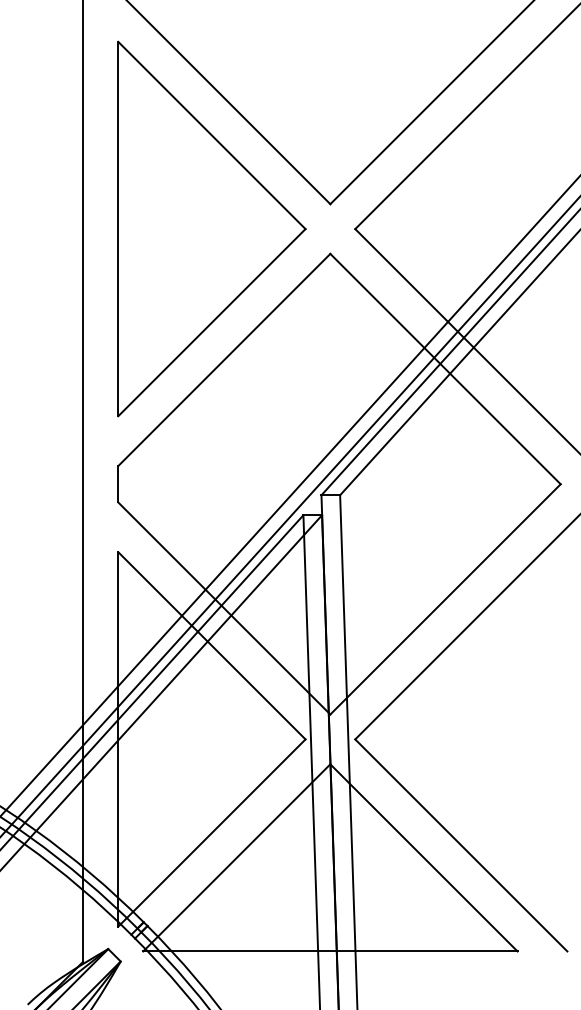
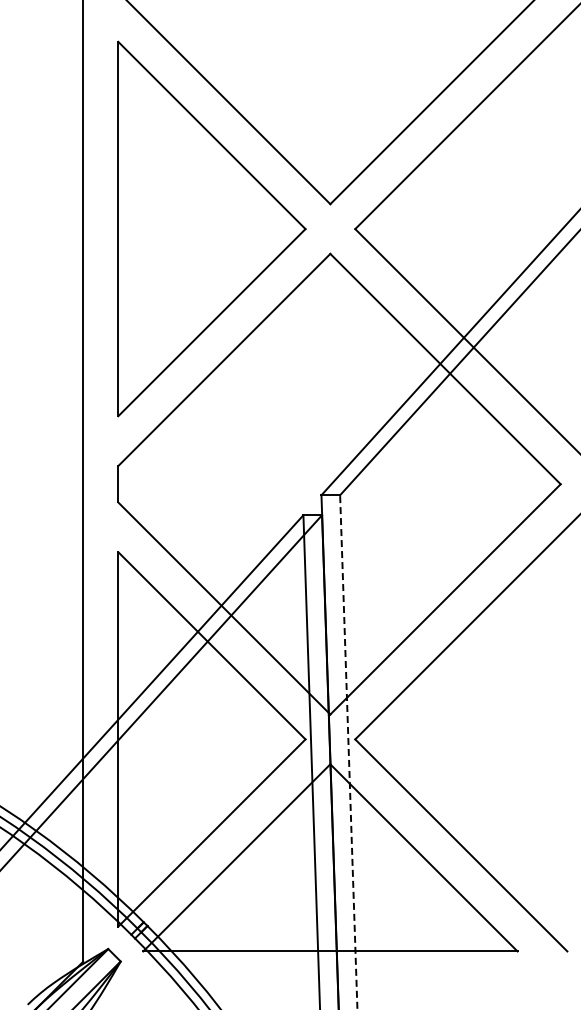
line: present -> none (289, 496)
line: present -> none (289, 517)
line: solid -> dashed (348, 752)
